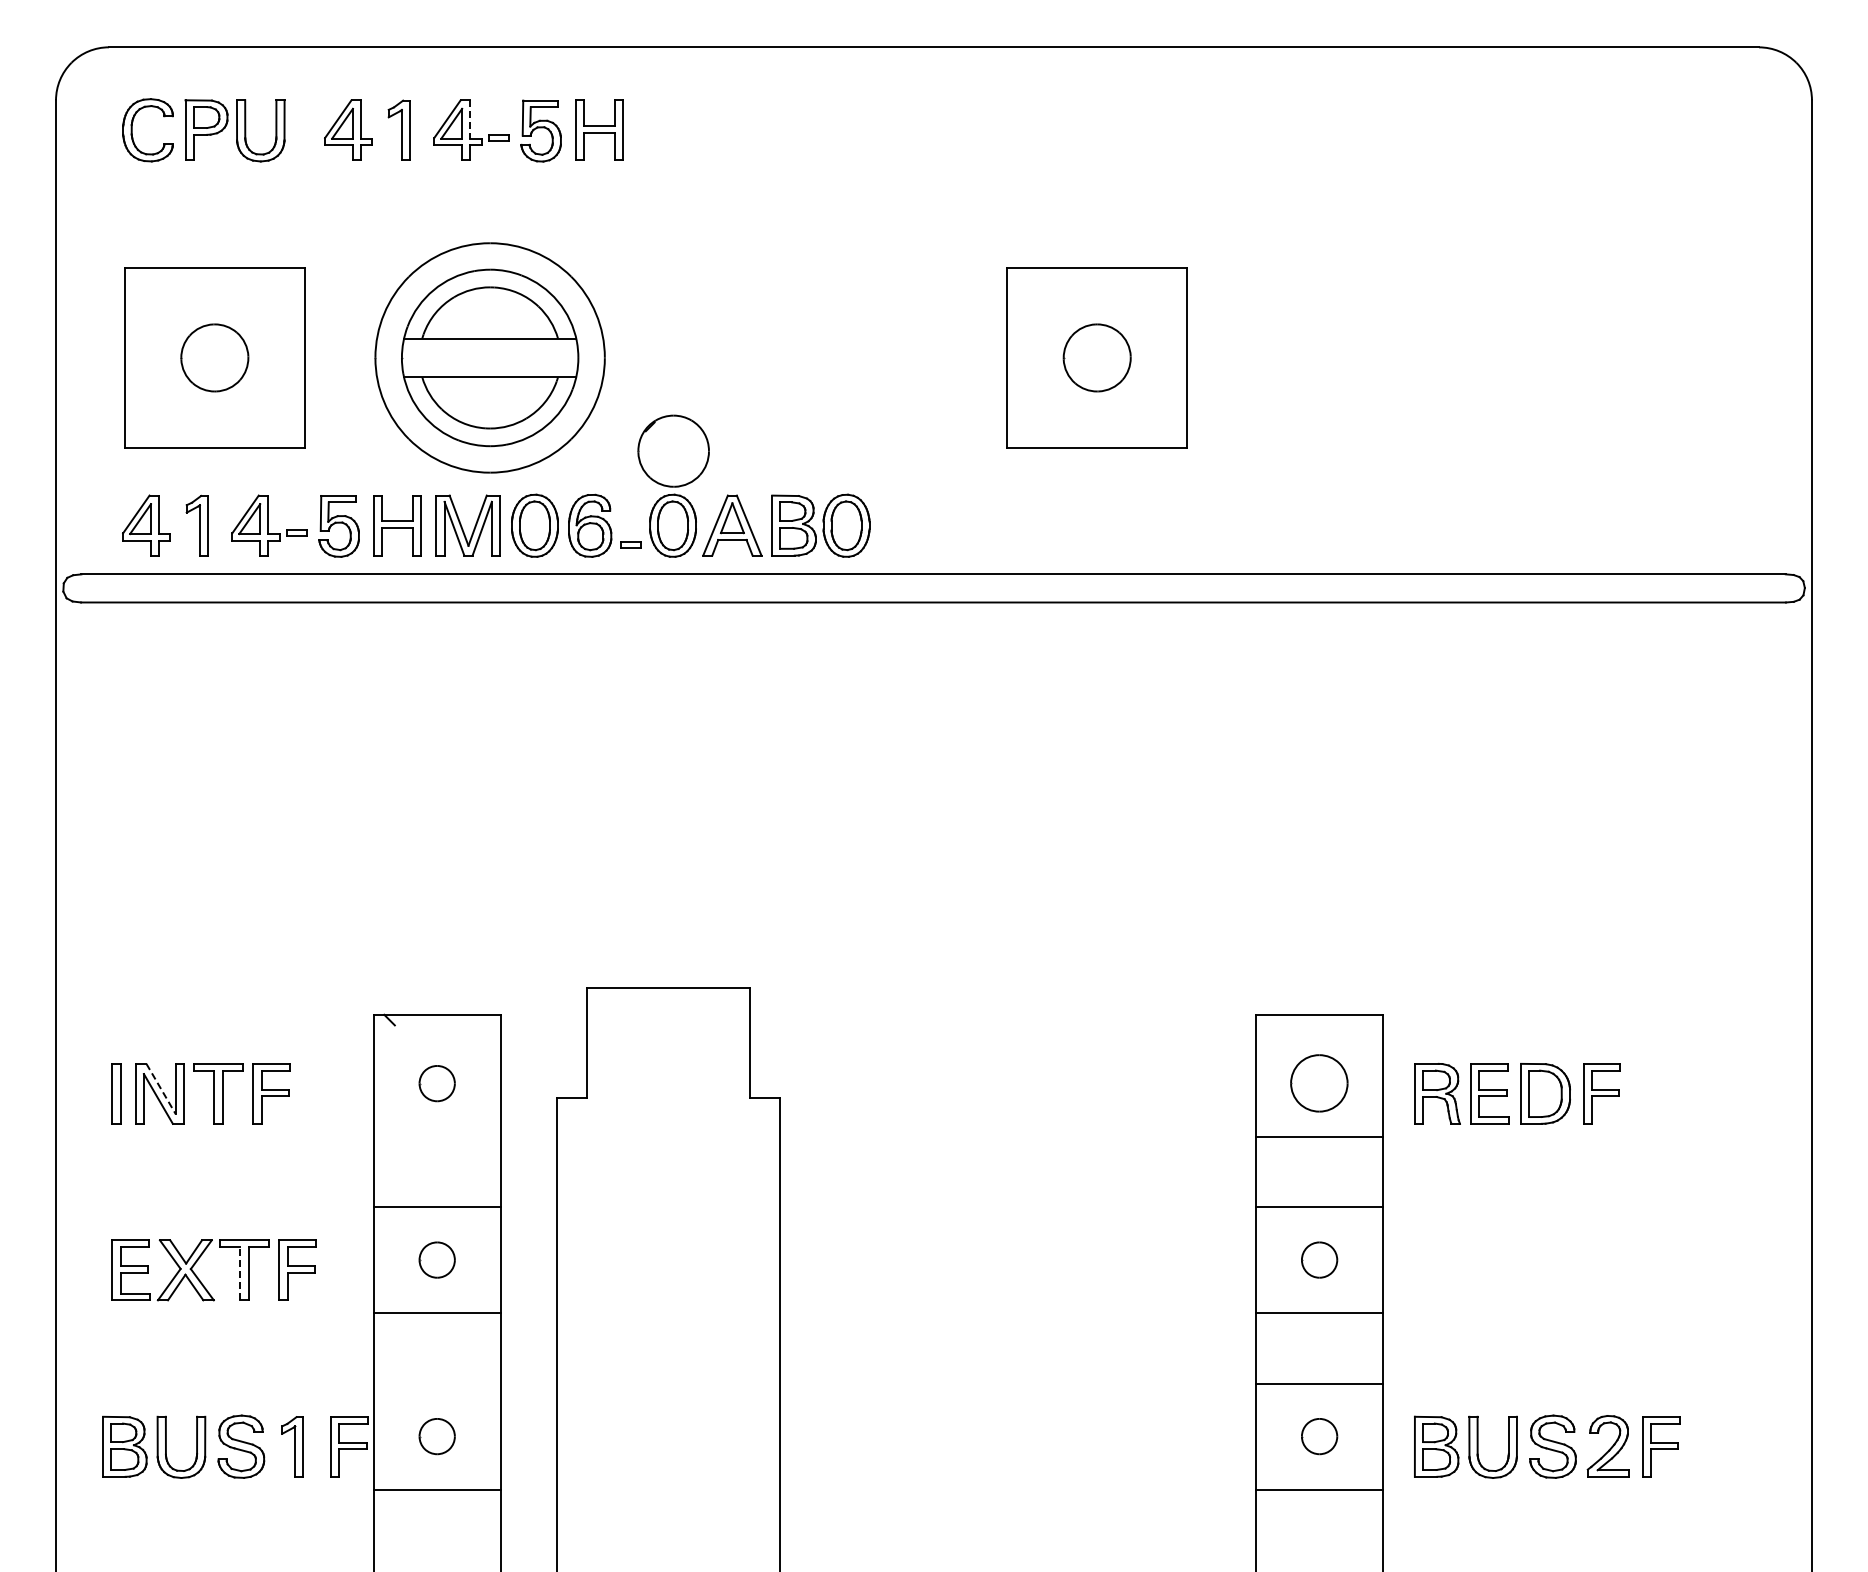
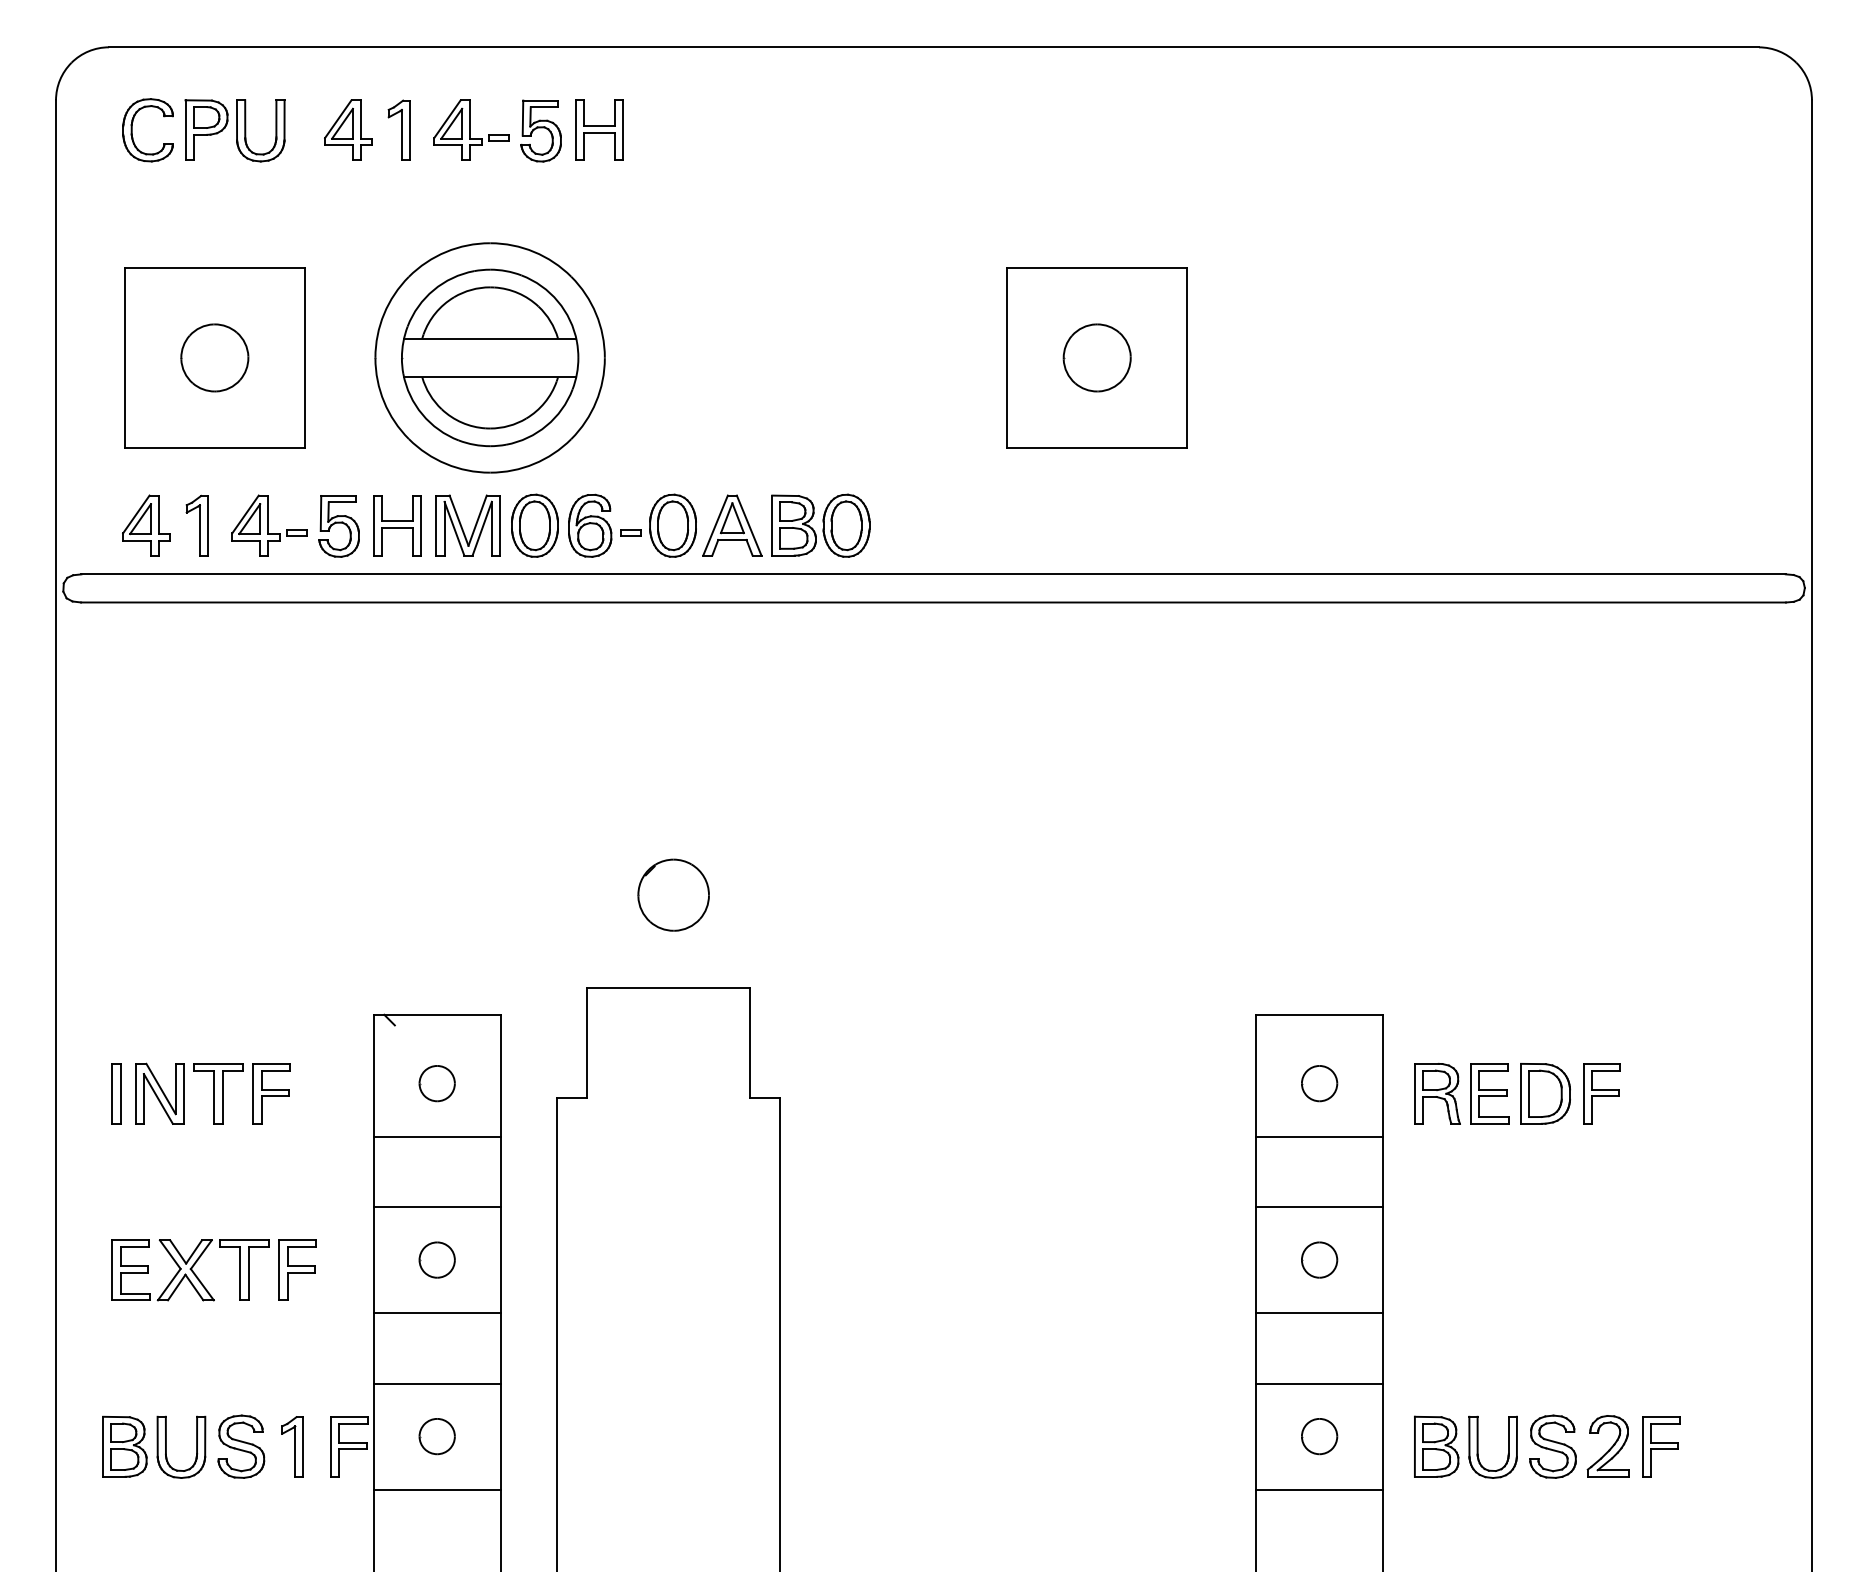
line: dashed -> solid (470, 120)
part position: (673, 450) -> (673, 894) (673, 894)
part position: (630, 544) -> (630, 532) (630, 532)
part size: 59x59 px -> 38x38 px (1319, 1083)
line: dashed -> solid (161, 1089)
line: none -> present (436, 1136)
line: dashed -> solid (240, 1273)
line: none -> present (436, 1383)
